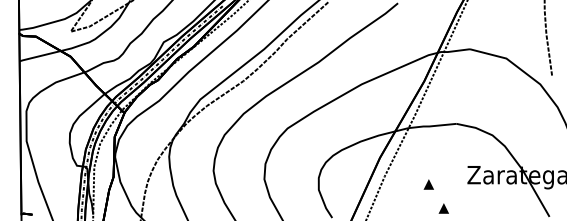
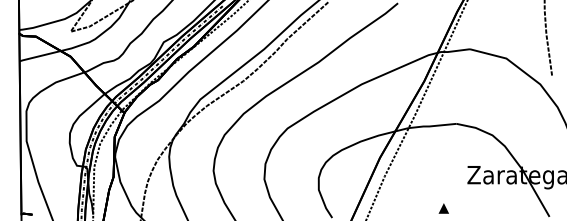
part: present -> none (428, 184)
